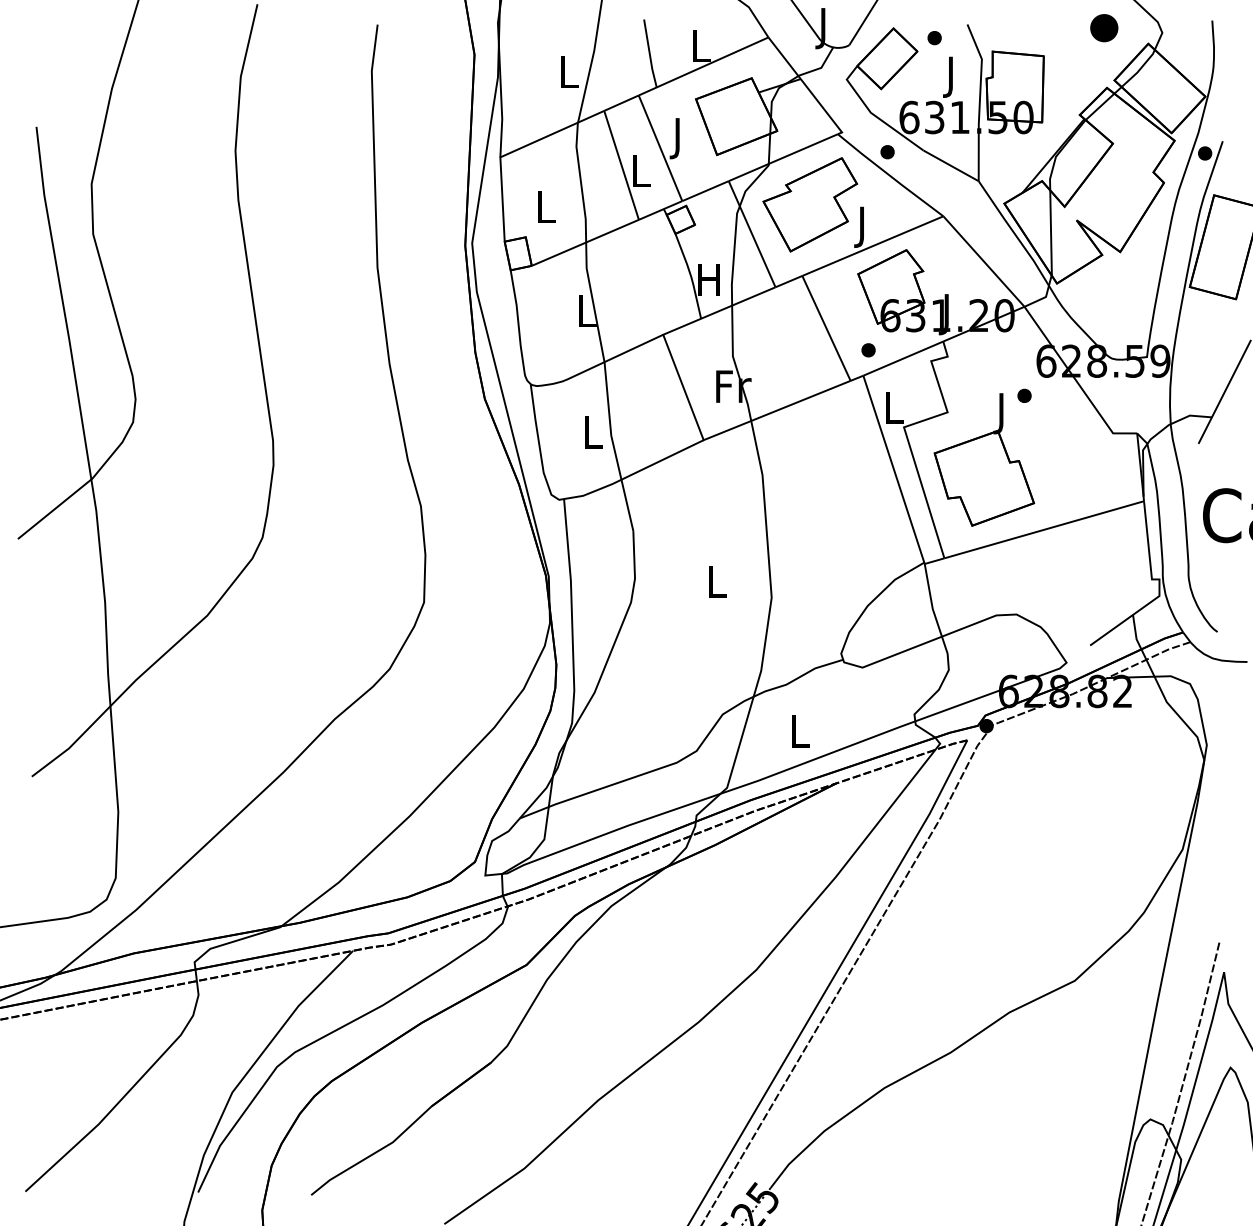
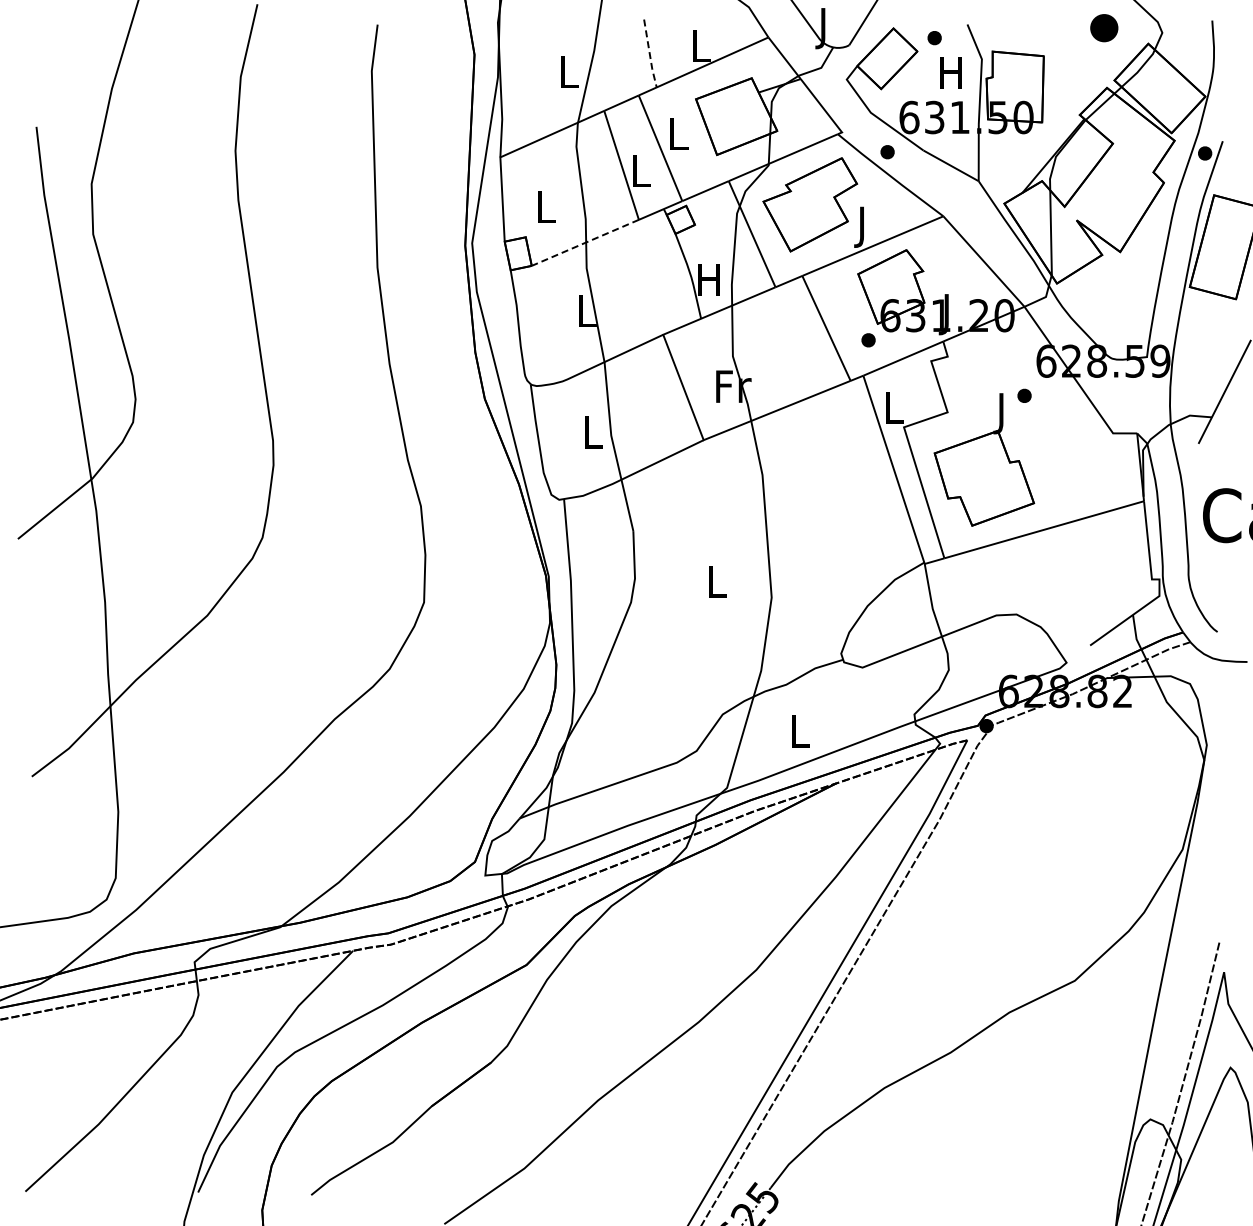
line: solid -> dashed (649, 54)
text: J -> H (950, 76)
text: J -> L (678, 138)
line: solid -> dashed (584, 243)
part position: (868, 350) -> (868, 340) (868, 340)
